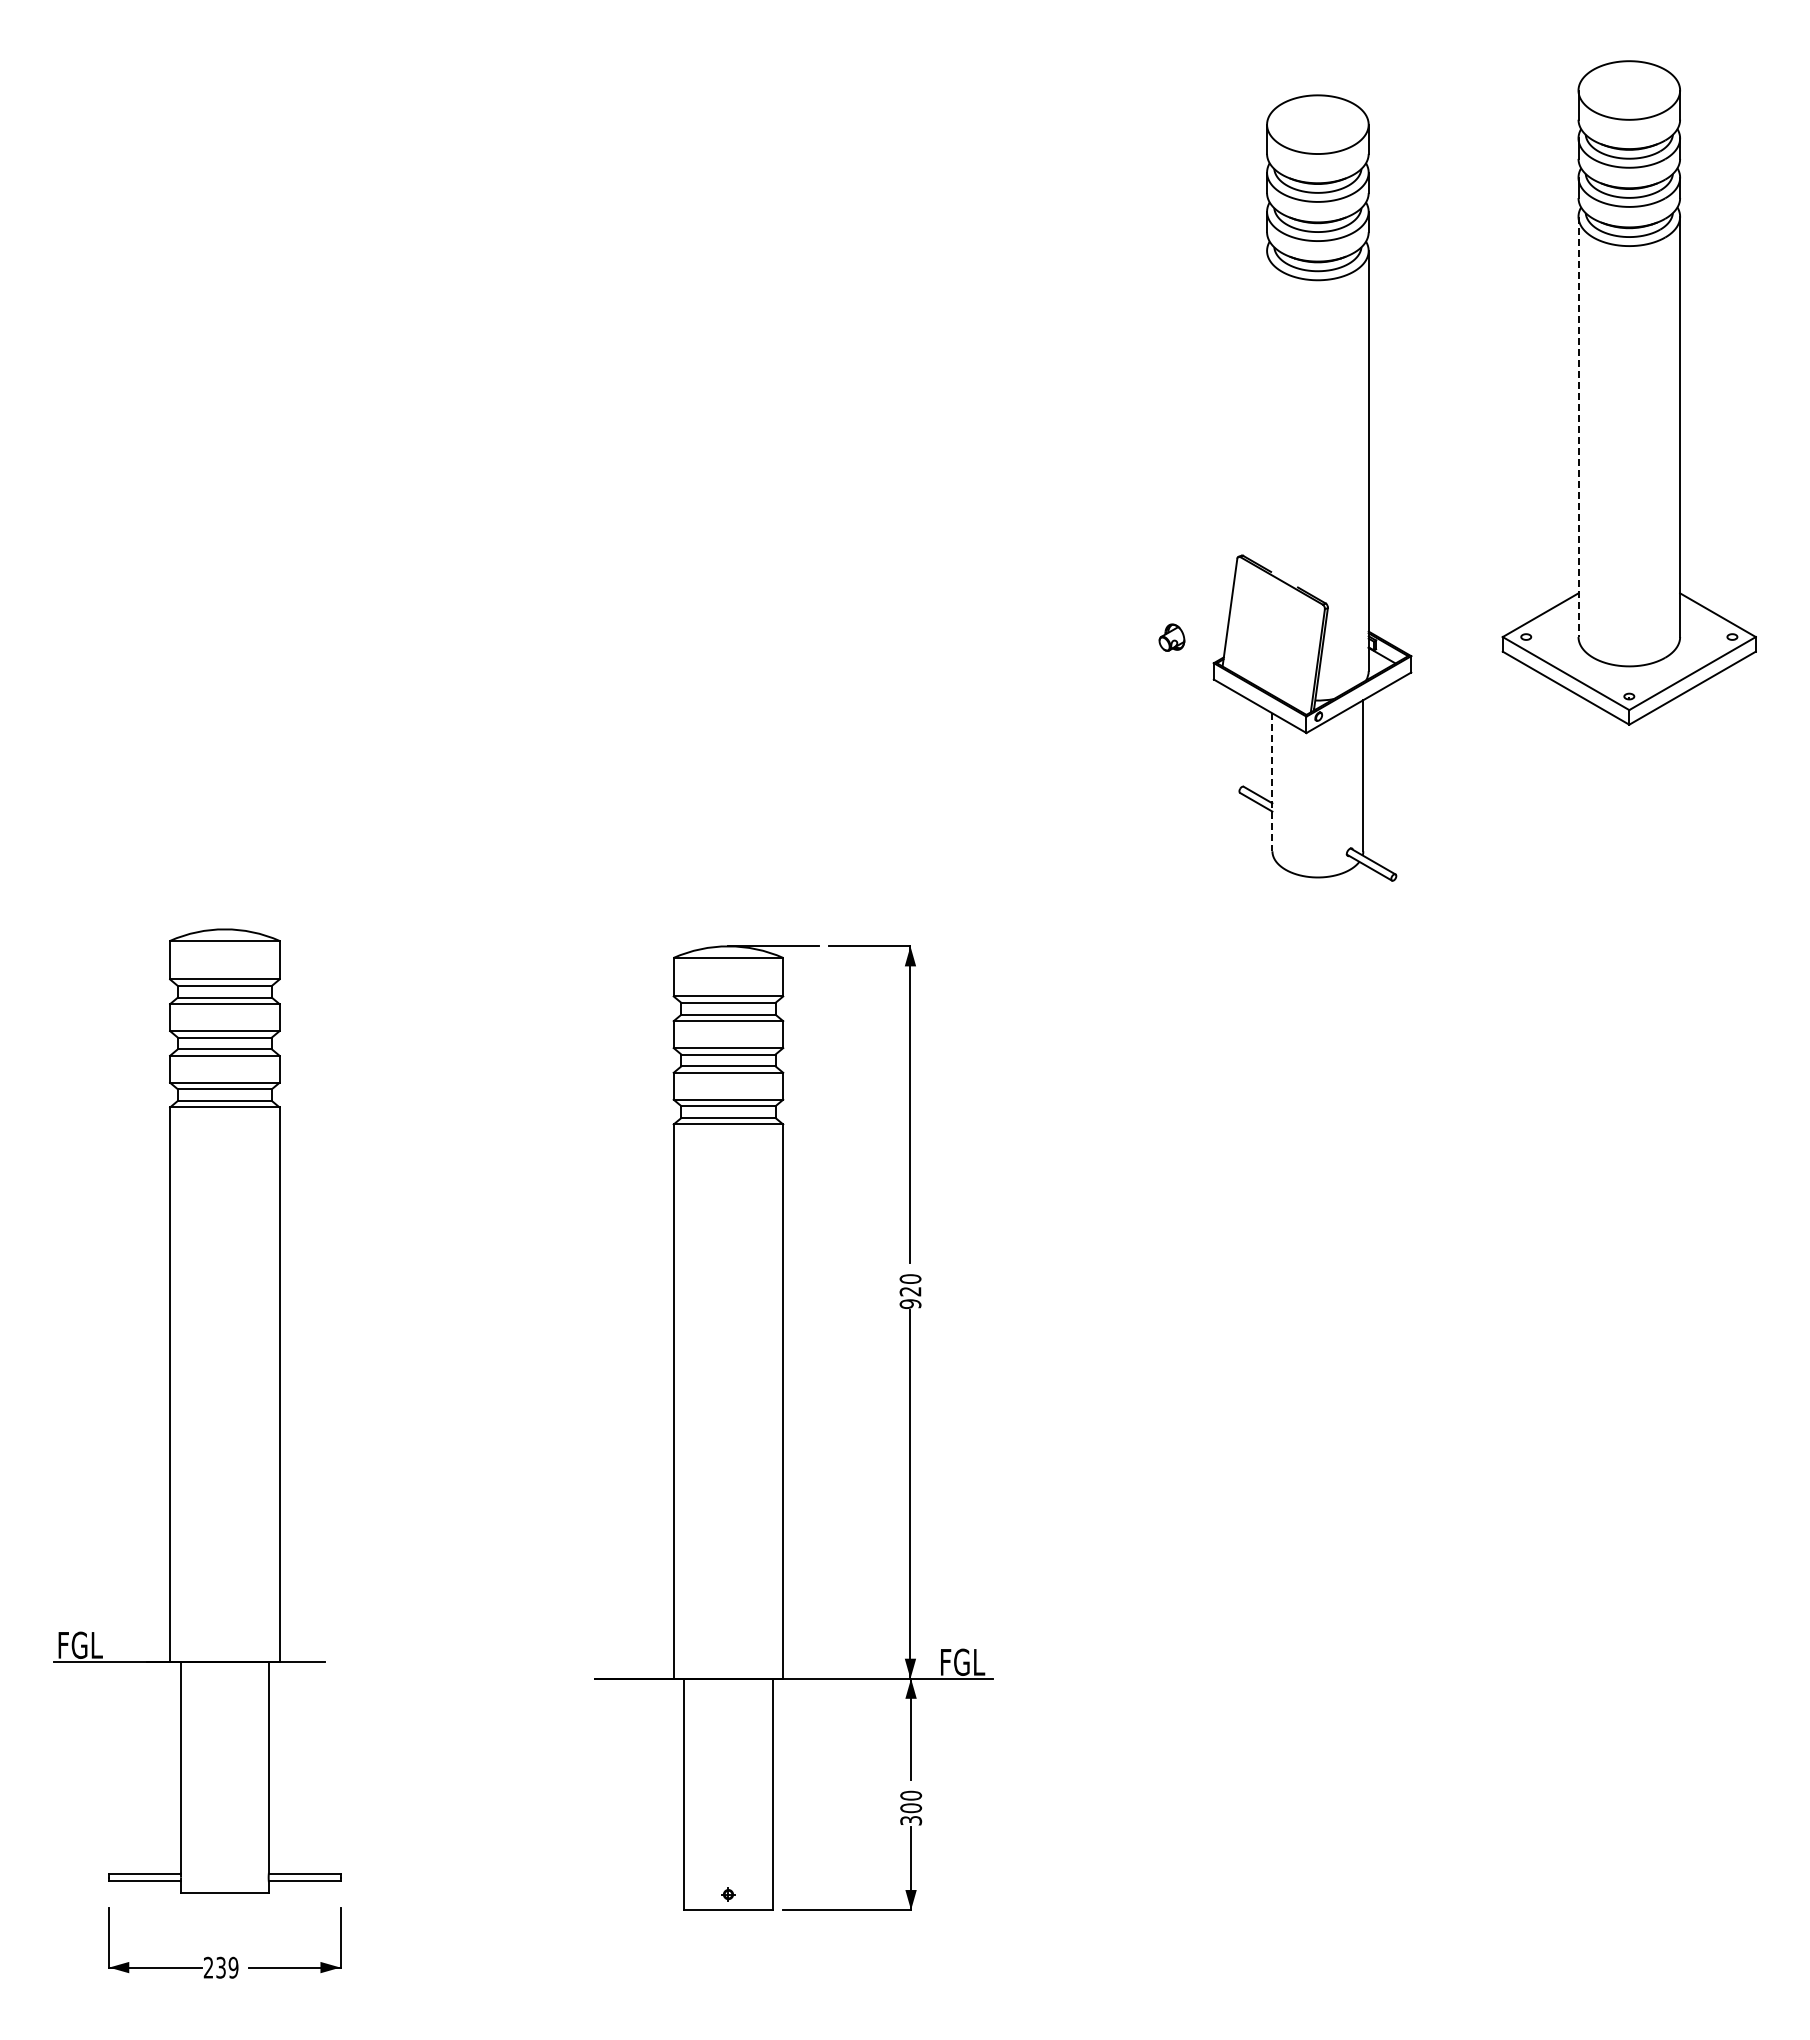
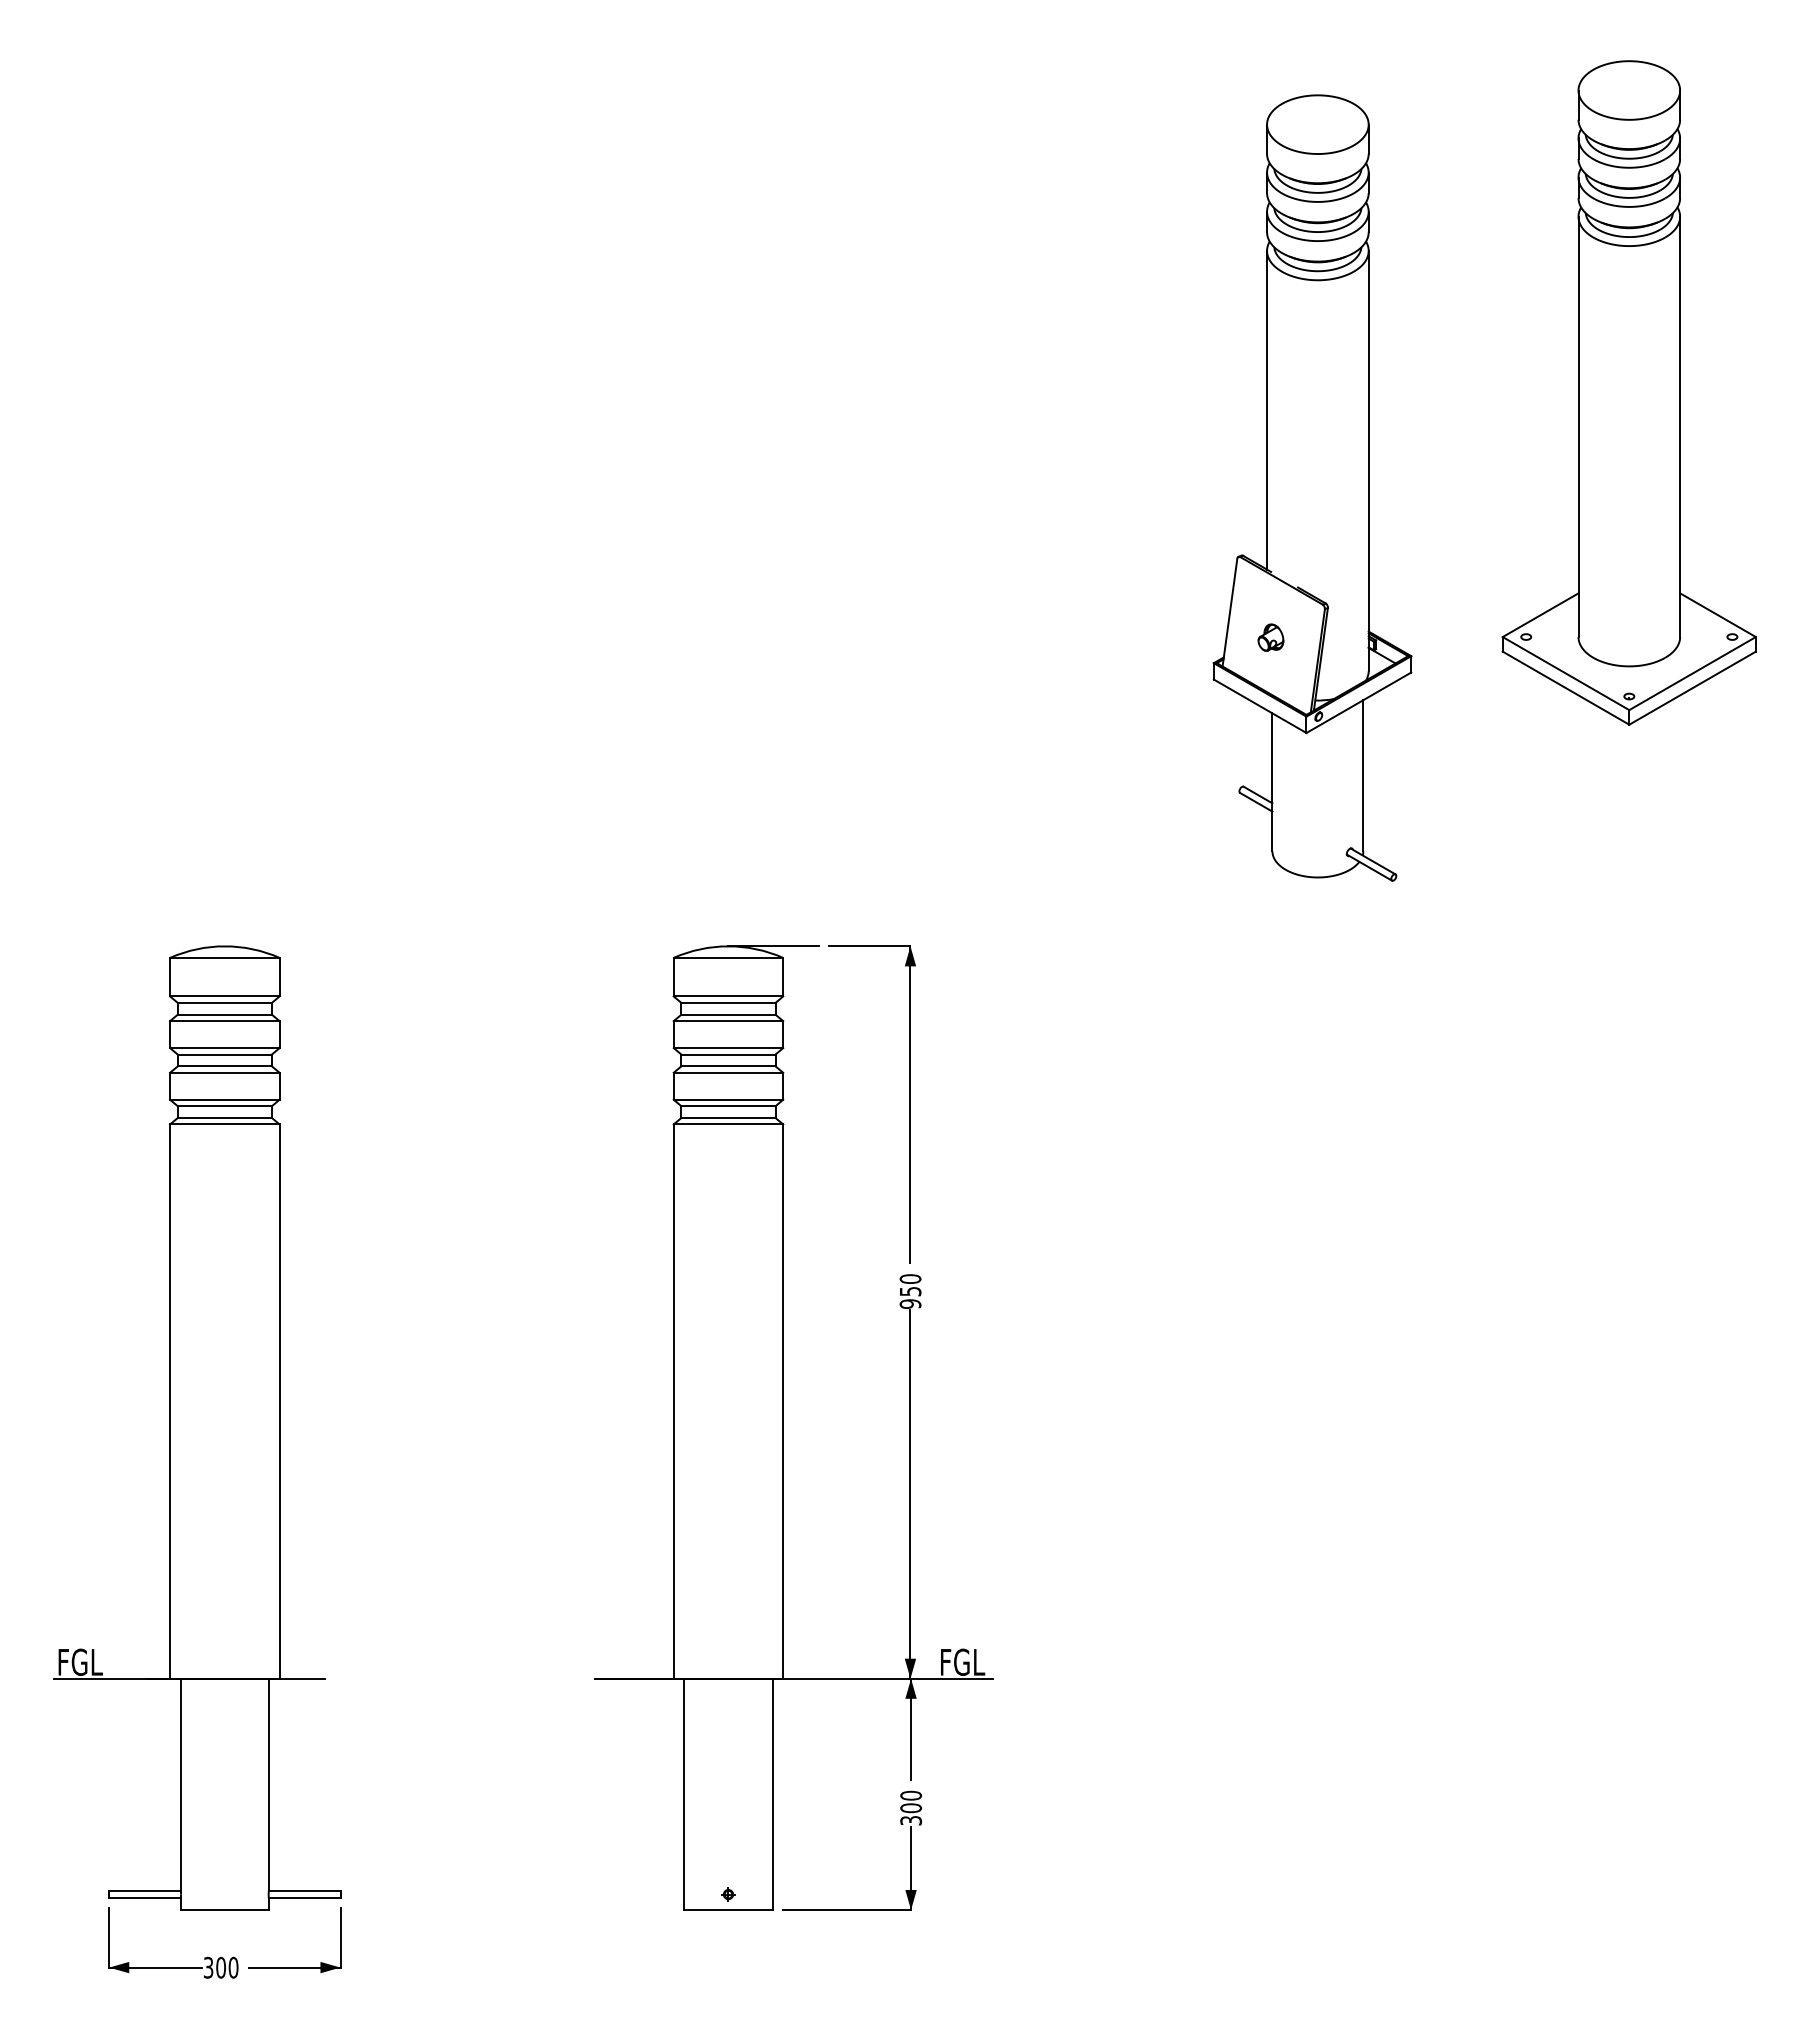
line: none -> present (1267, 409)
line: dashed -> solid (1578, 427)
part position: (1171, 637) -> (1270, 637) (1270, 637)
line: dashed -> solid (1272, 782)
text: 920 -> 950 (910, 1291)
part position: (197, 1410) -> (197, 1427) (197, 1427)
text: 239 -> 300 (221, 1967)
